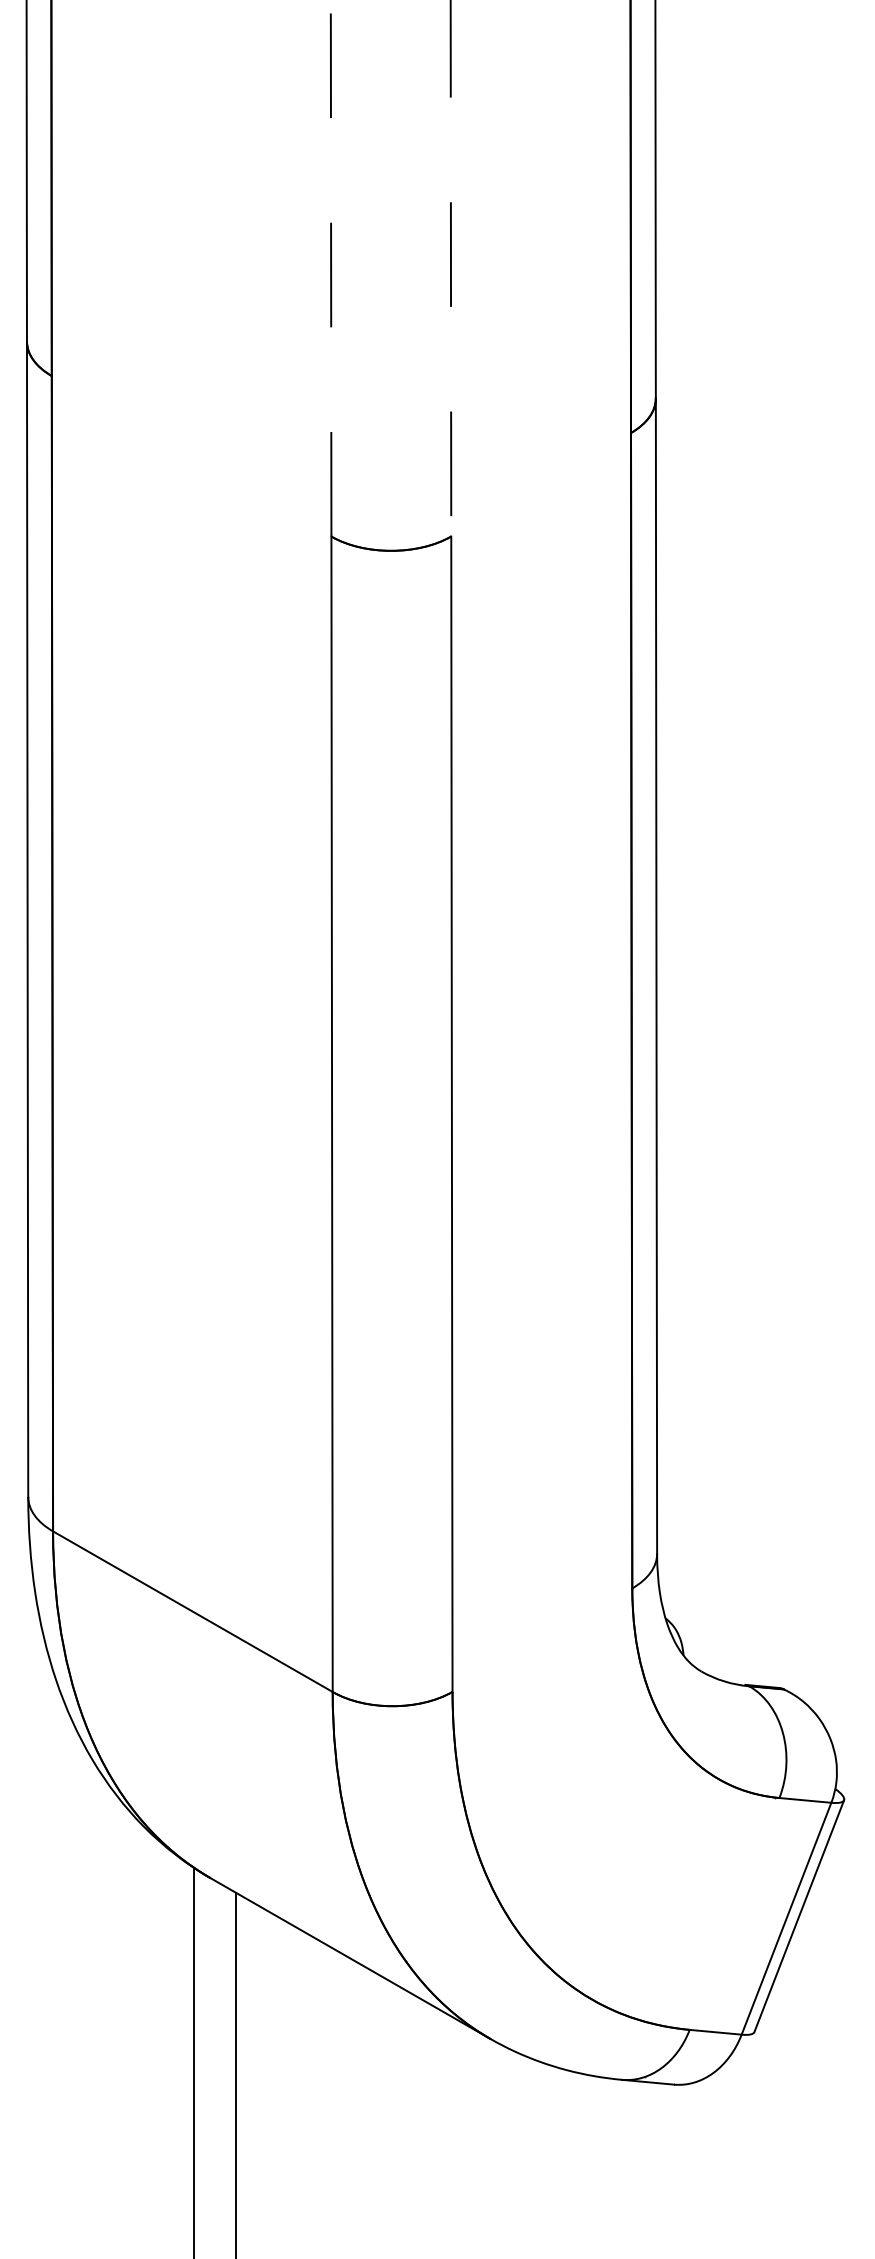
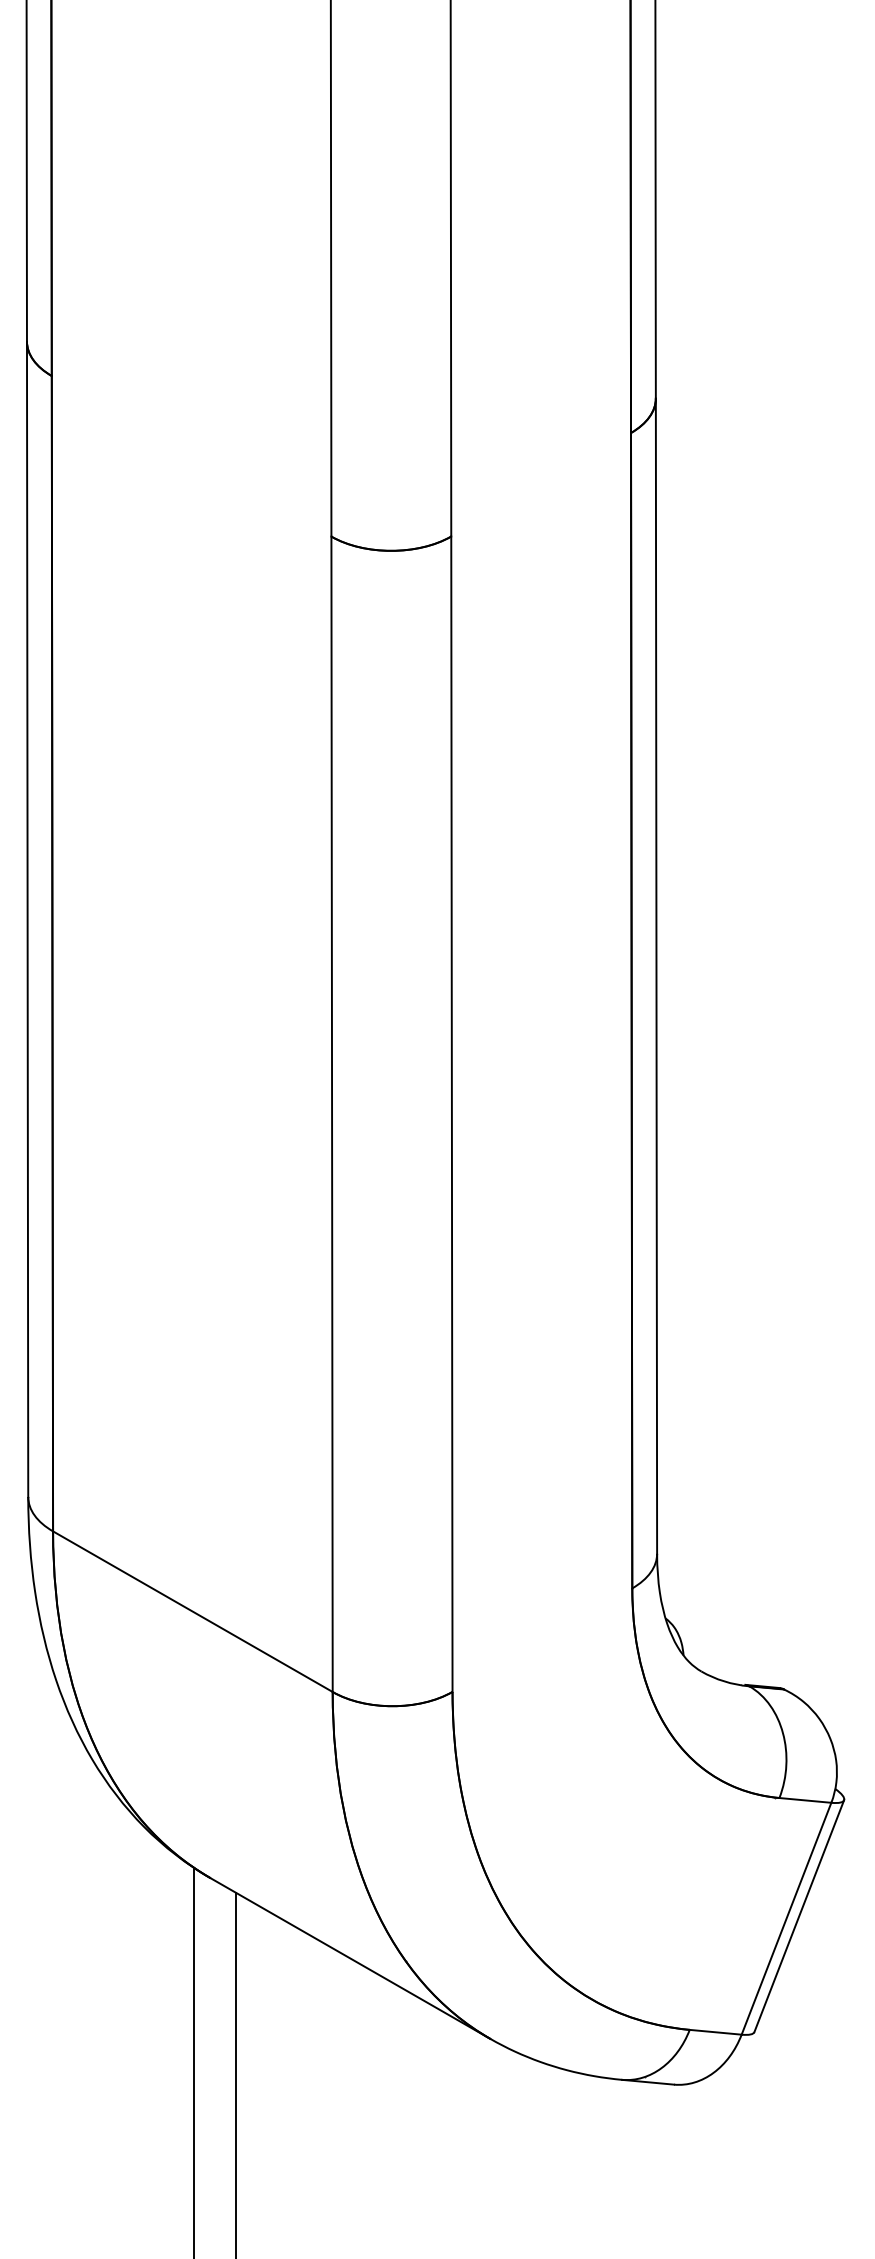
line: dashed -> solid (331, 267)
line: dashed -> solid (450, 268)
